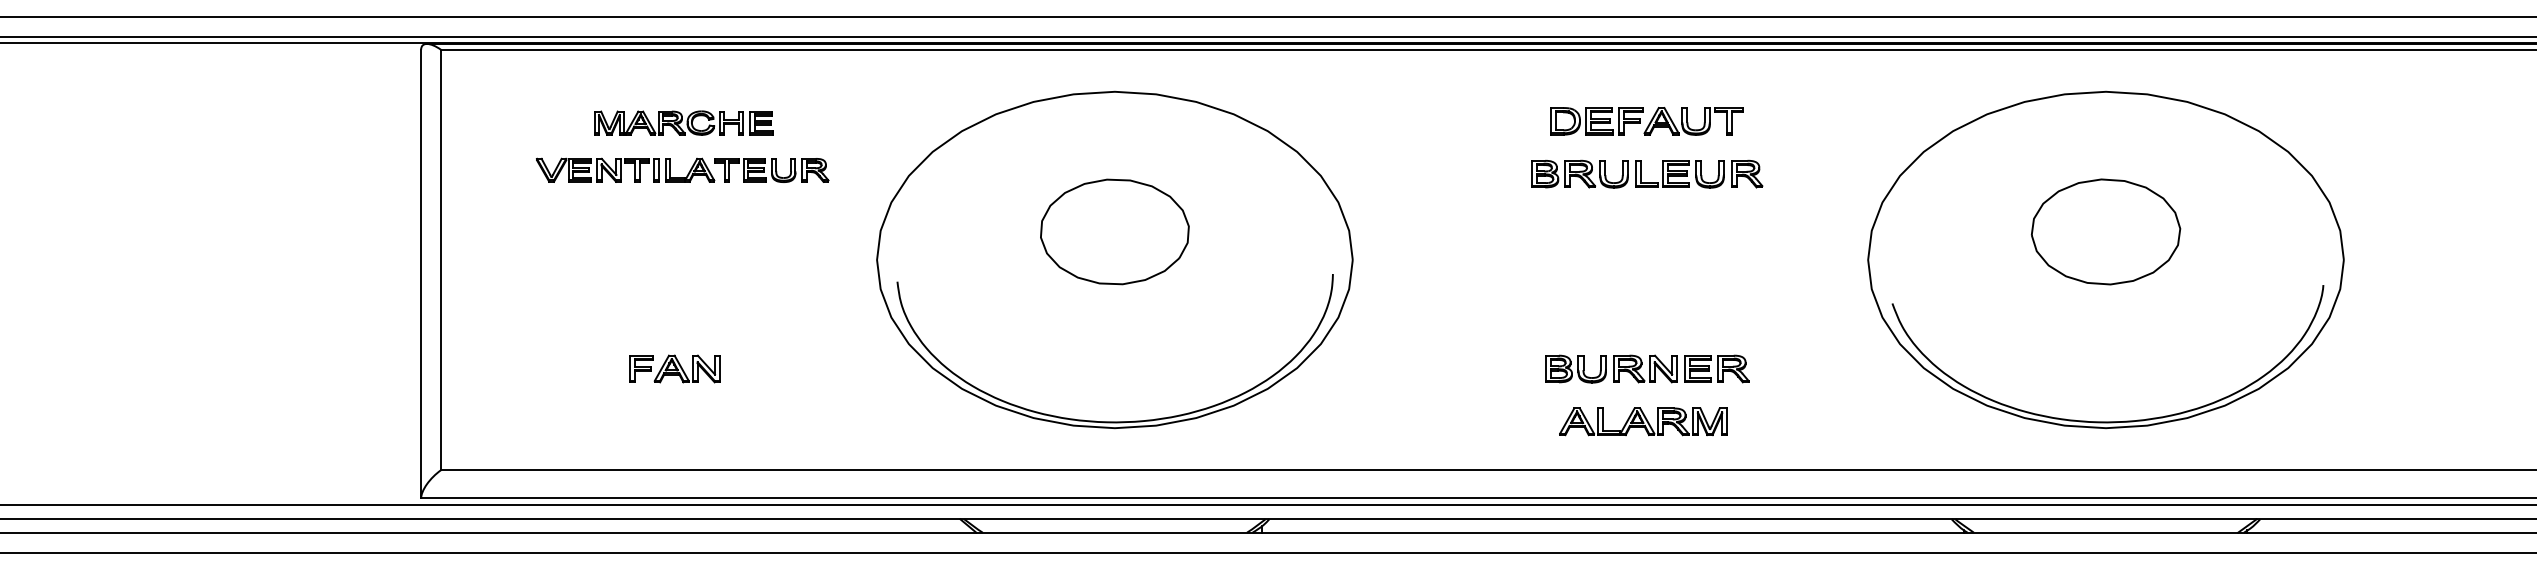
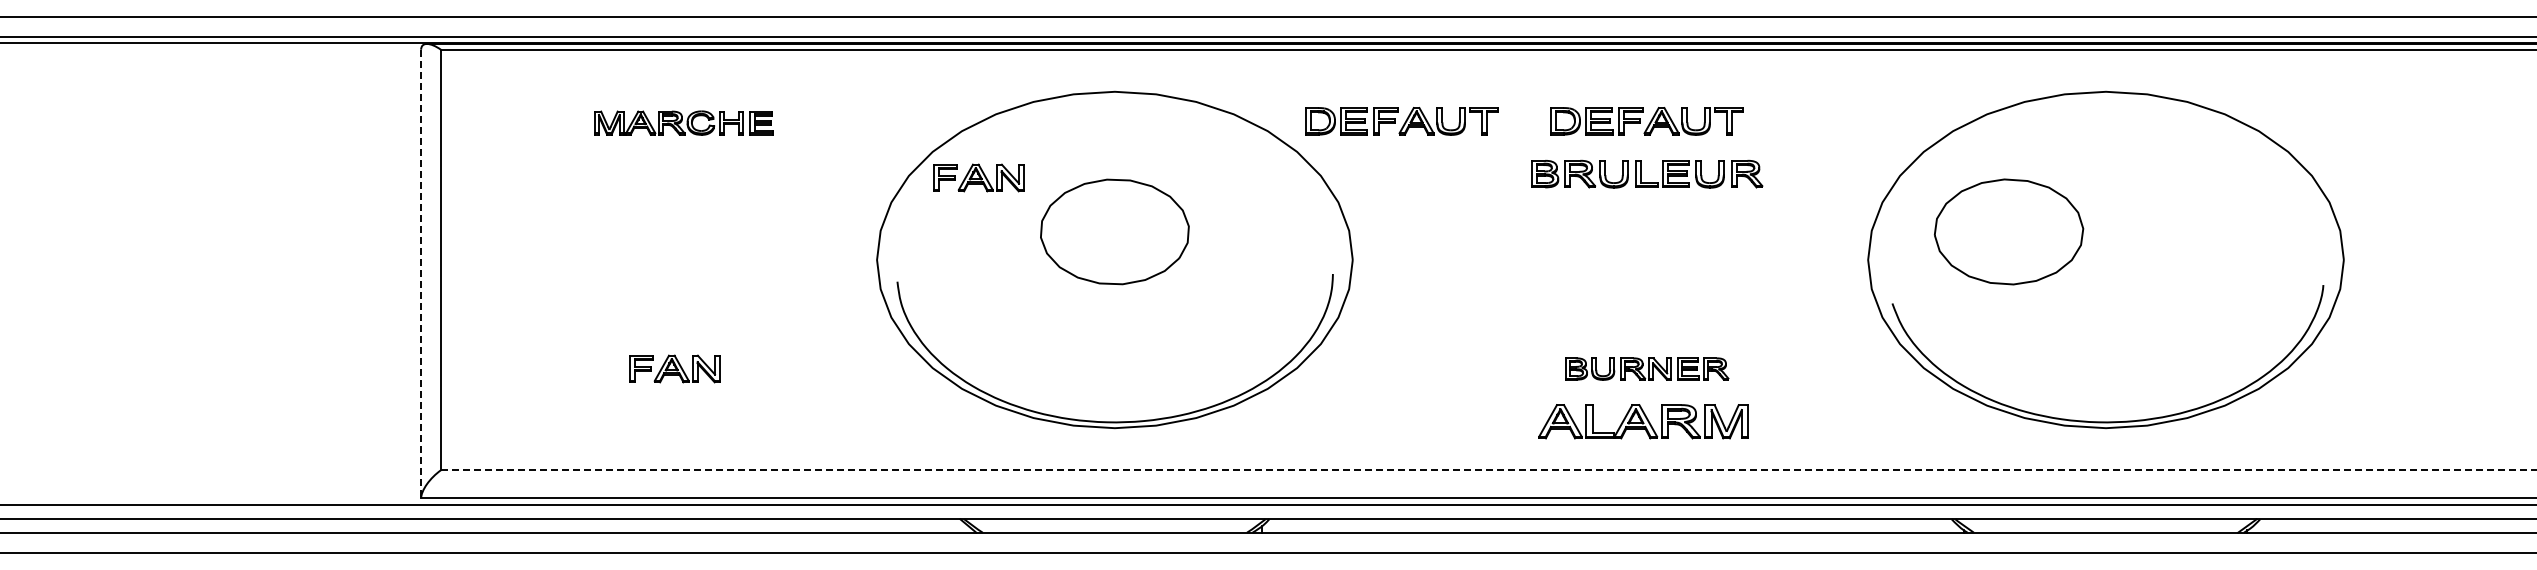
part: none -> present (1401, 121)
part: present -> none (688, 172)
part: none -> present (978, 177)
part position: (2106, 231) -> (2009, 231) (2009, 231)
line: solid -> dashed (421, 274)
part size: 205x30 px -> 165x24 px (1647, 368)
part size: 169x30 px -> 211x36 px (1643, 421)
line: solid -> dashed (1488, 470)
